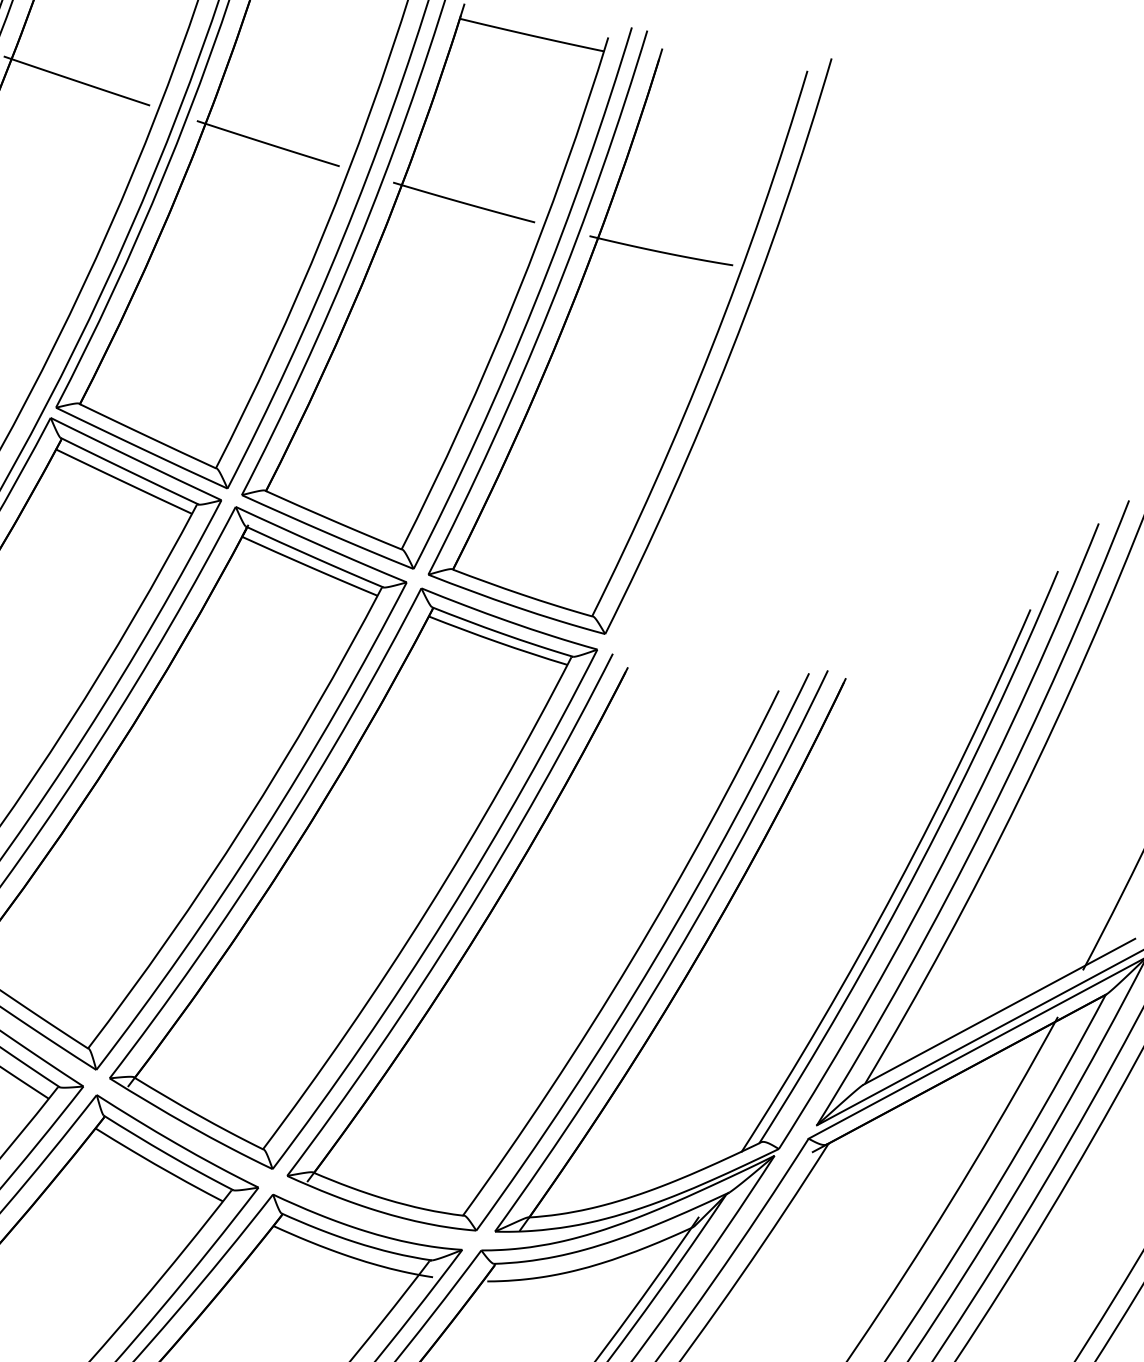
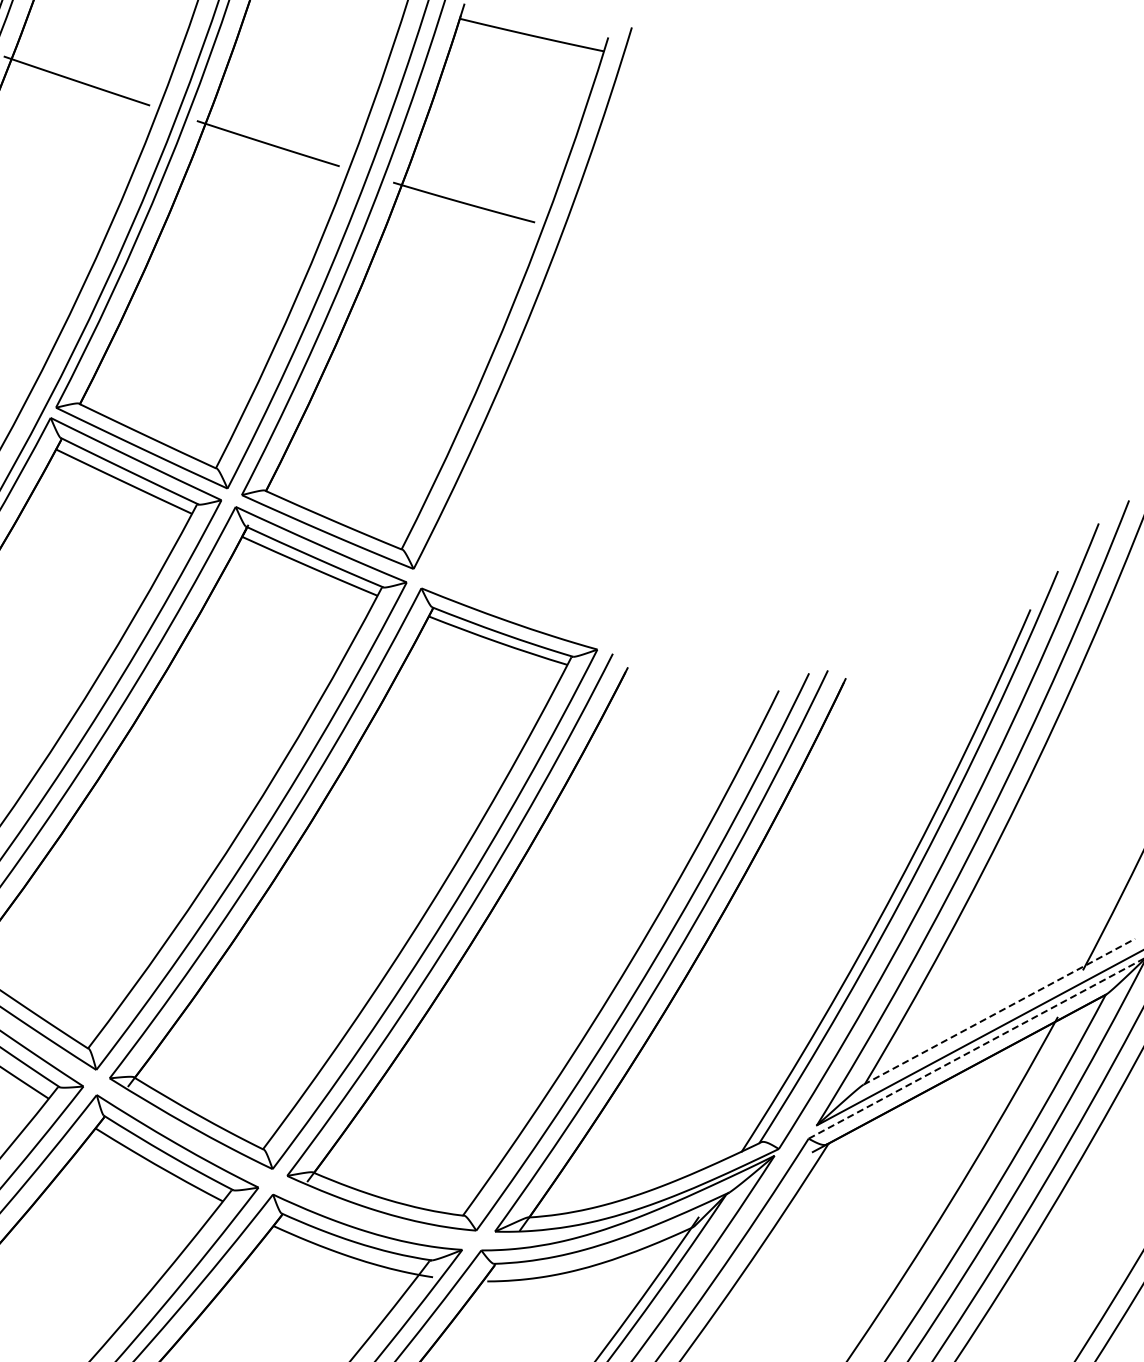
part: present -> none (571, 310)
line: solid -> dashed (999, 1011)
line: solid -> dashed (976, 1048)
